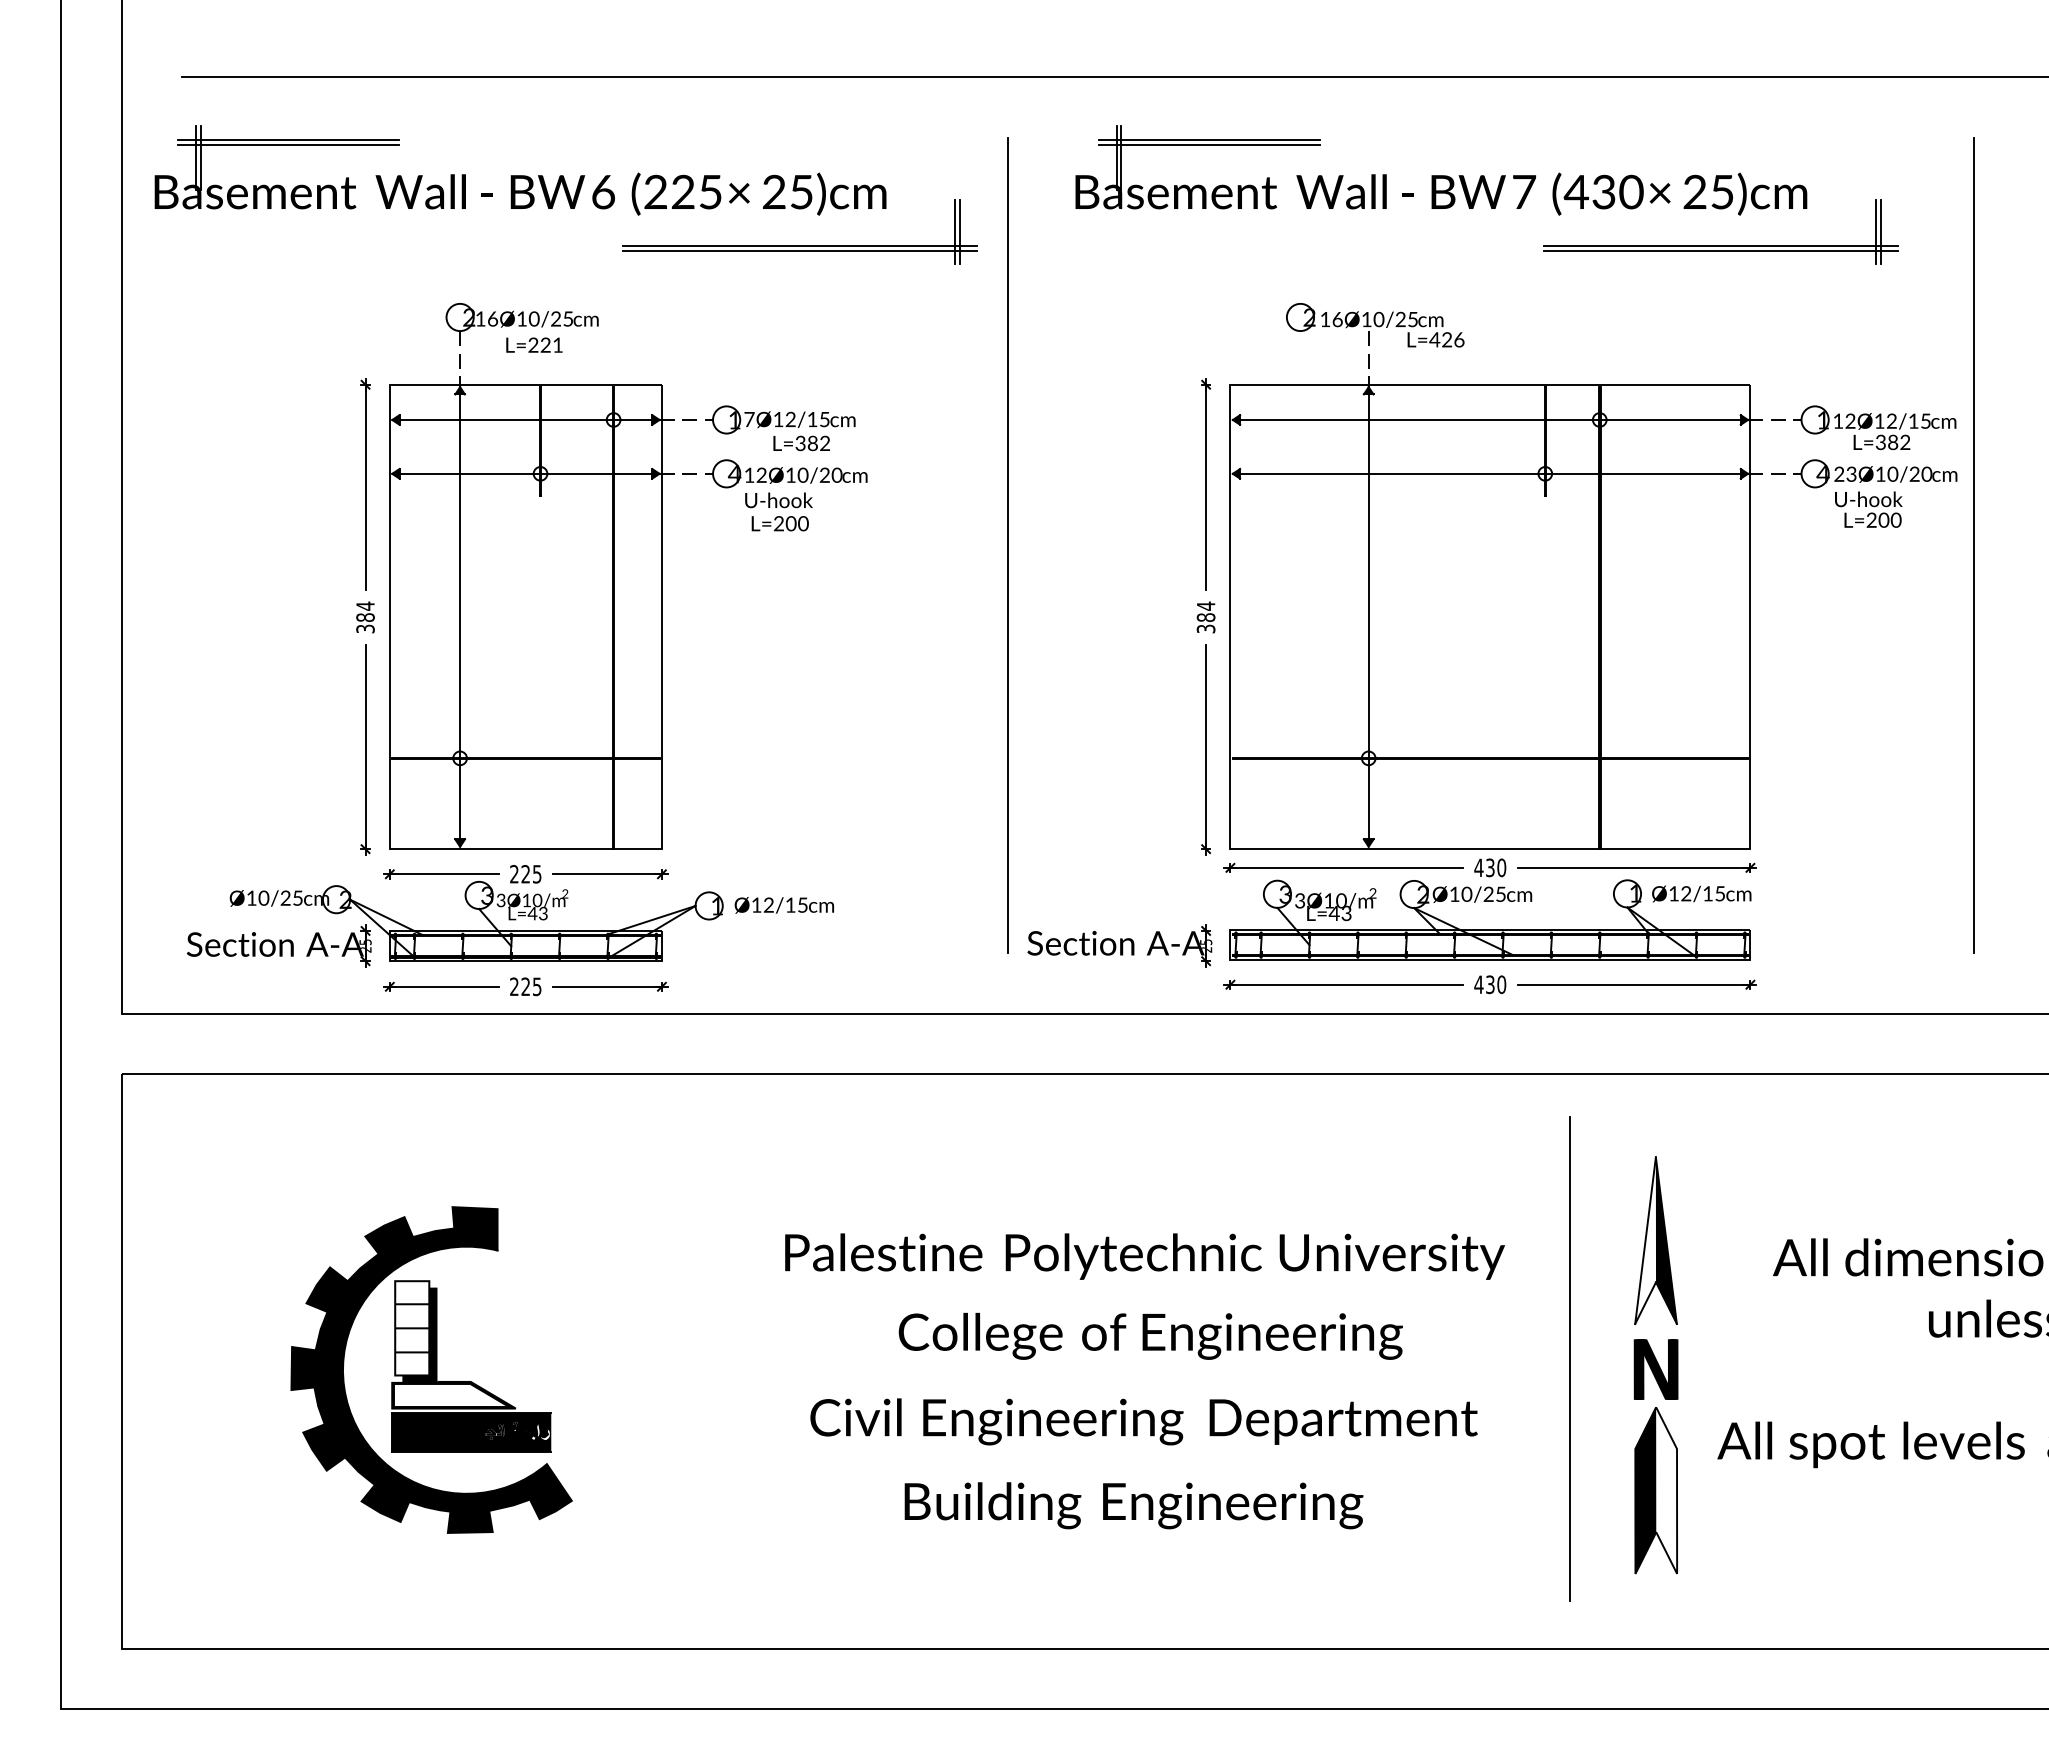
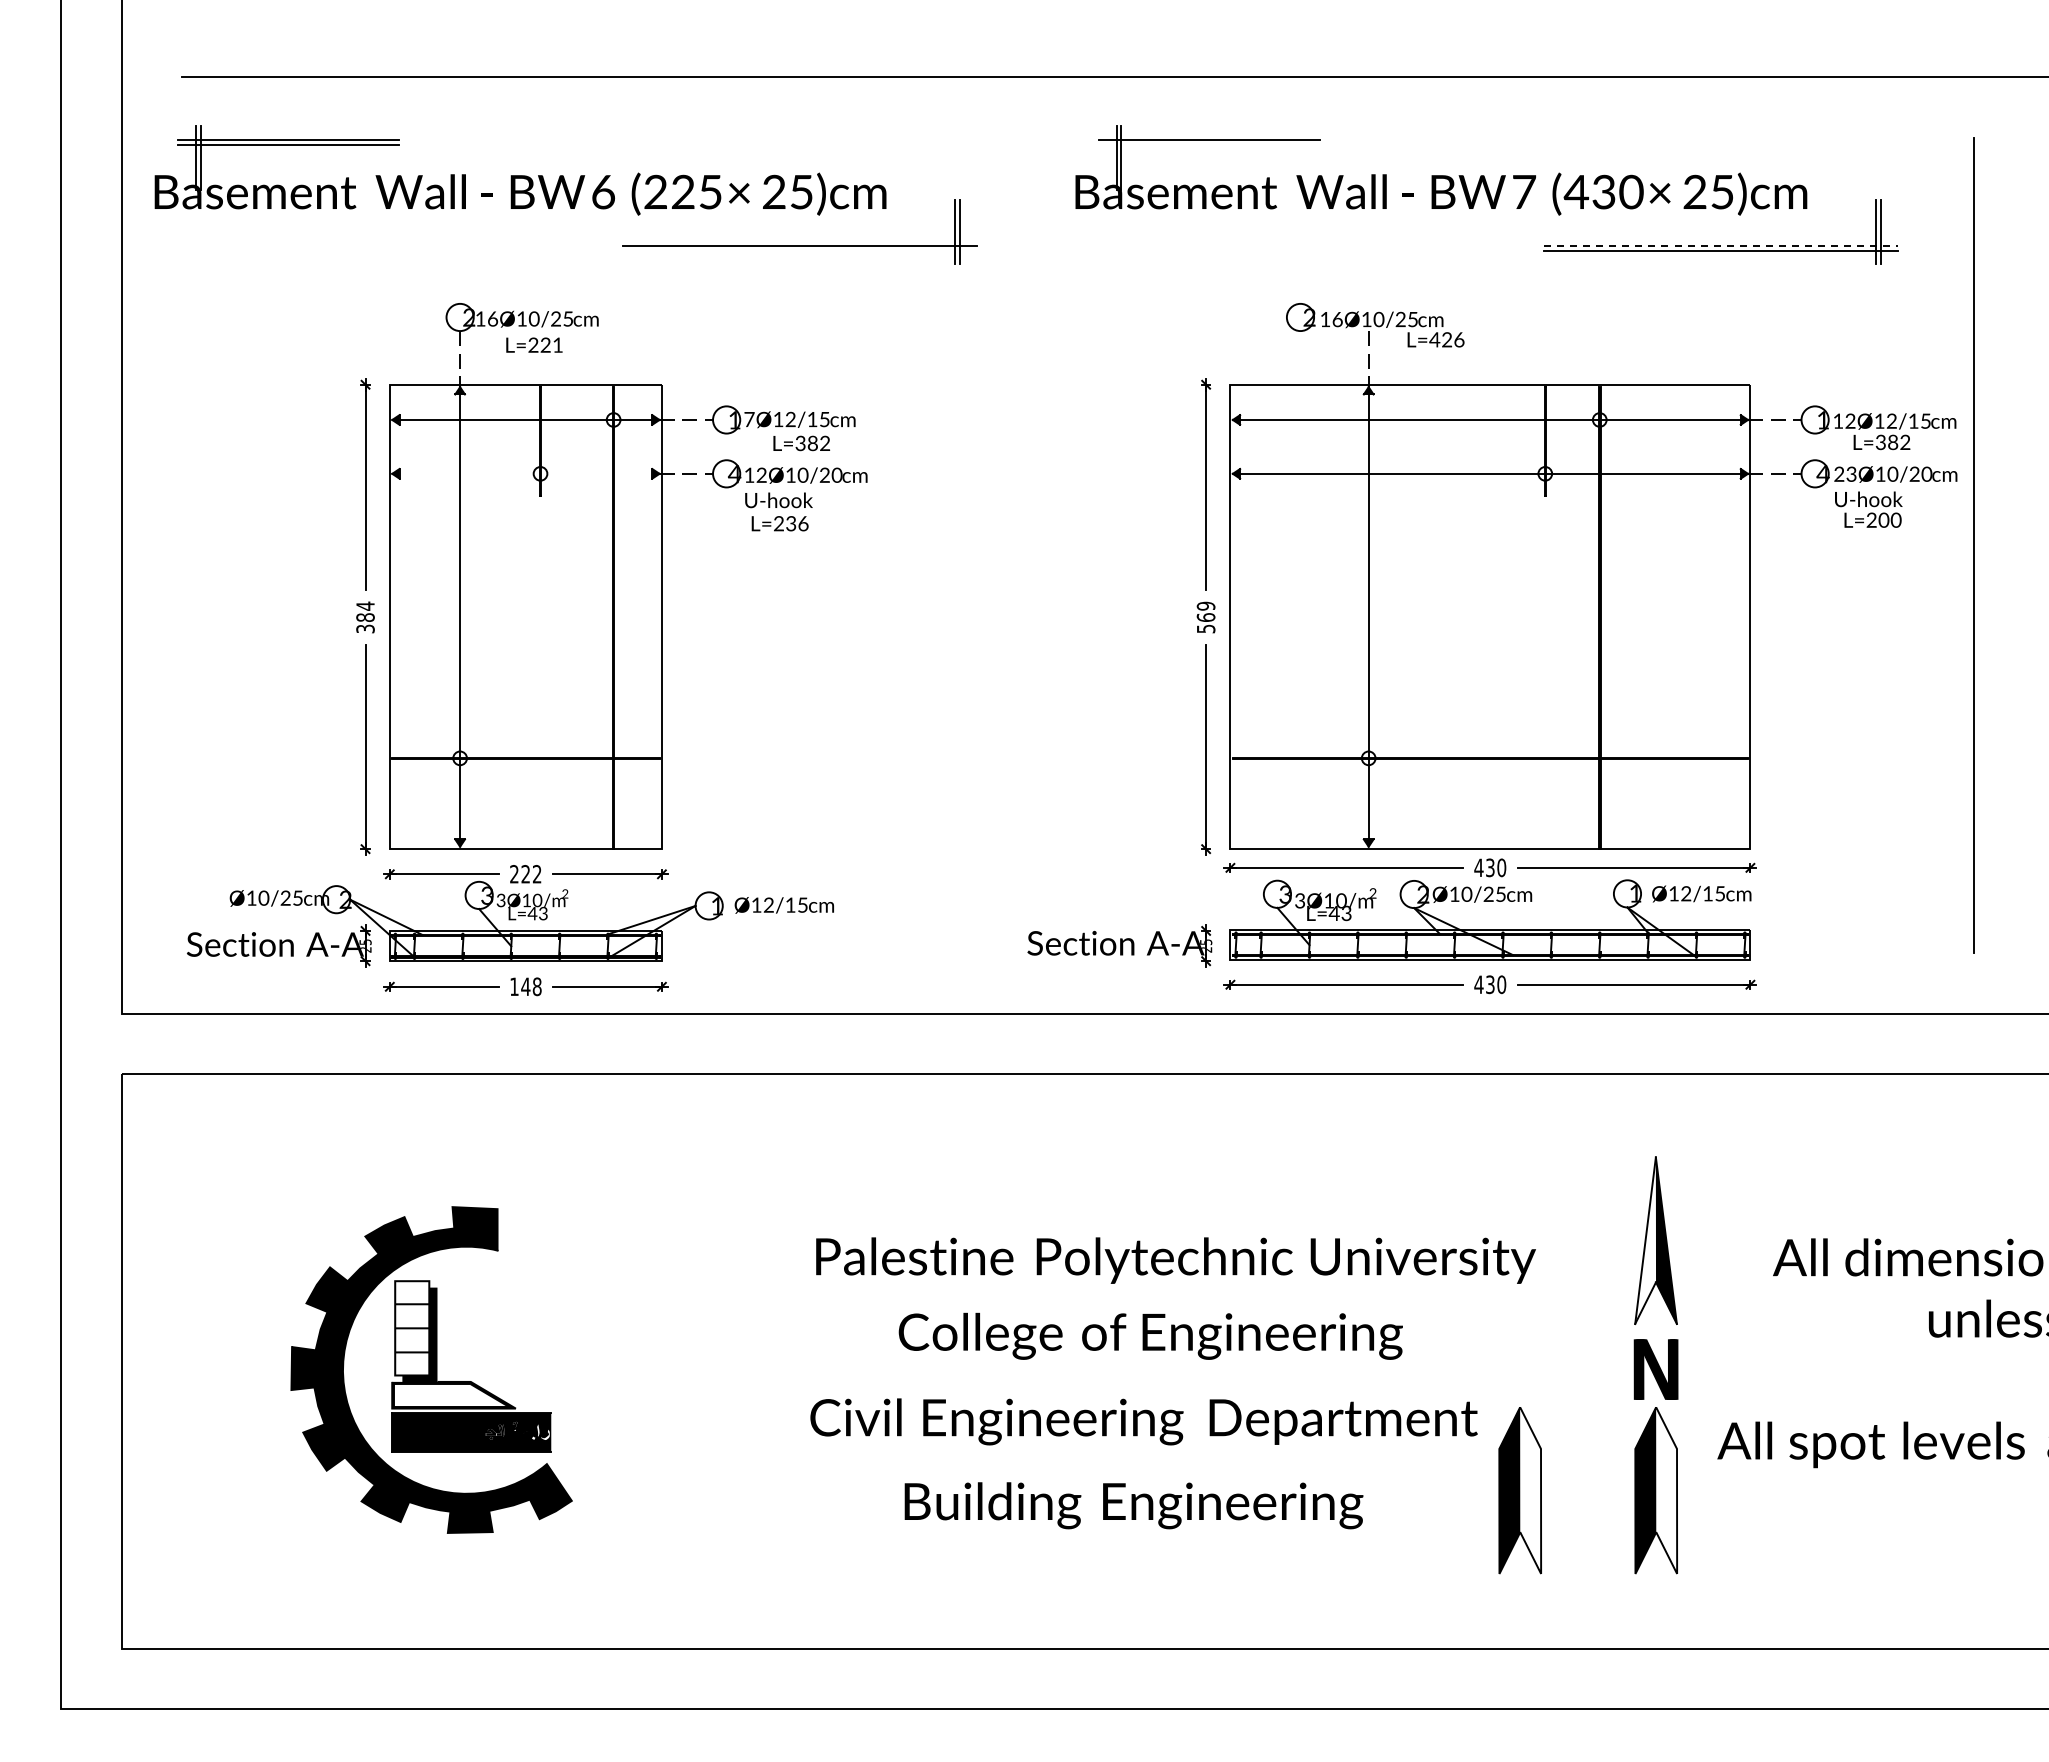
line: present -> none (1208, 144)
line: solid -> dashed (1721, 245)
line: present -> none (800, 250)
line: present -> none (525, 473)
text: L=200 -> L=236 (796, 523)
line: present -> none (1007, 545)
text: 384 -> 569 (1205, 616)
text: 225 -> 222 (537, 874)
text: 225 -> 148 (525, 986)
text position: (1144, 1256) -> (1175, 1260) (1175, 1260)
line: present -> none (1569, 1359)
part: none -> present (1519, 1490)
